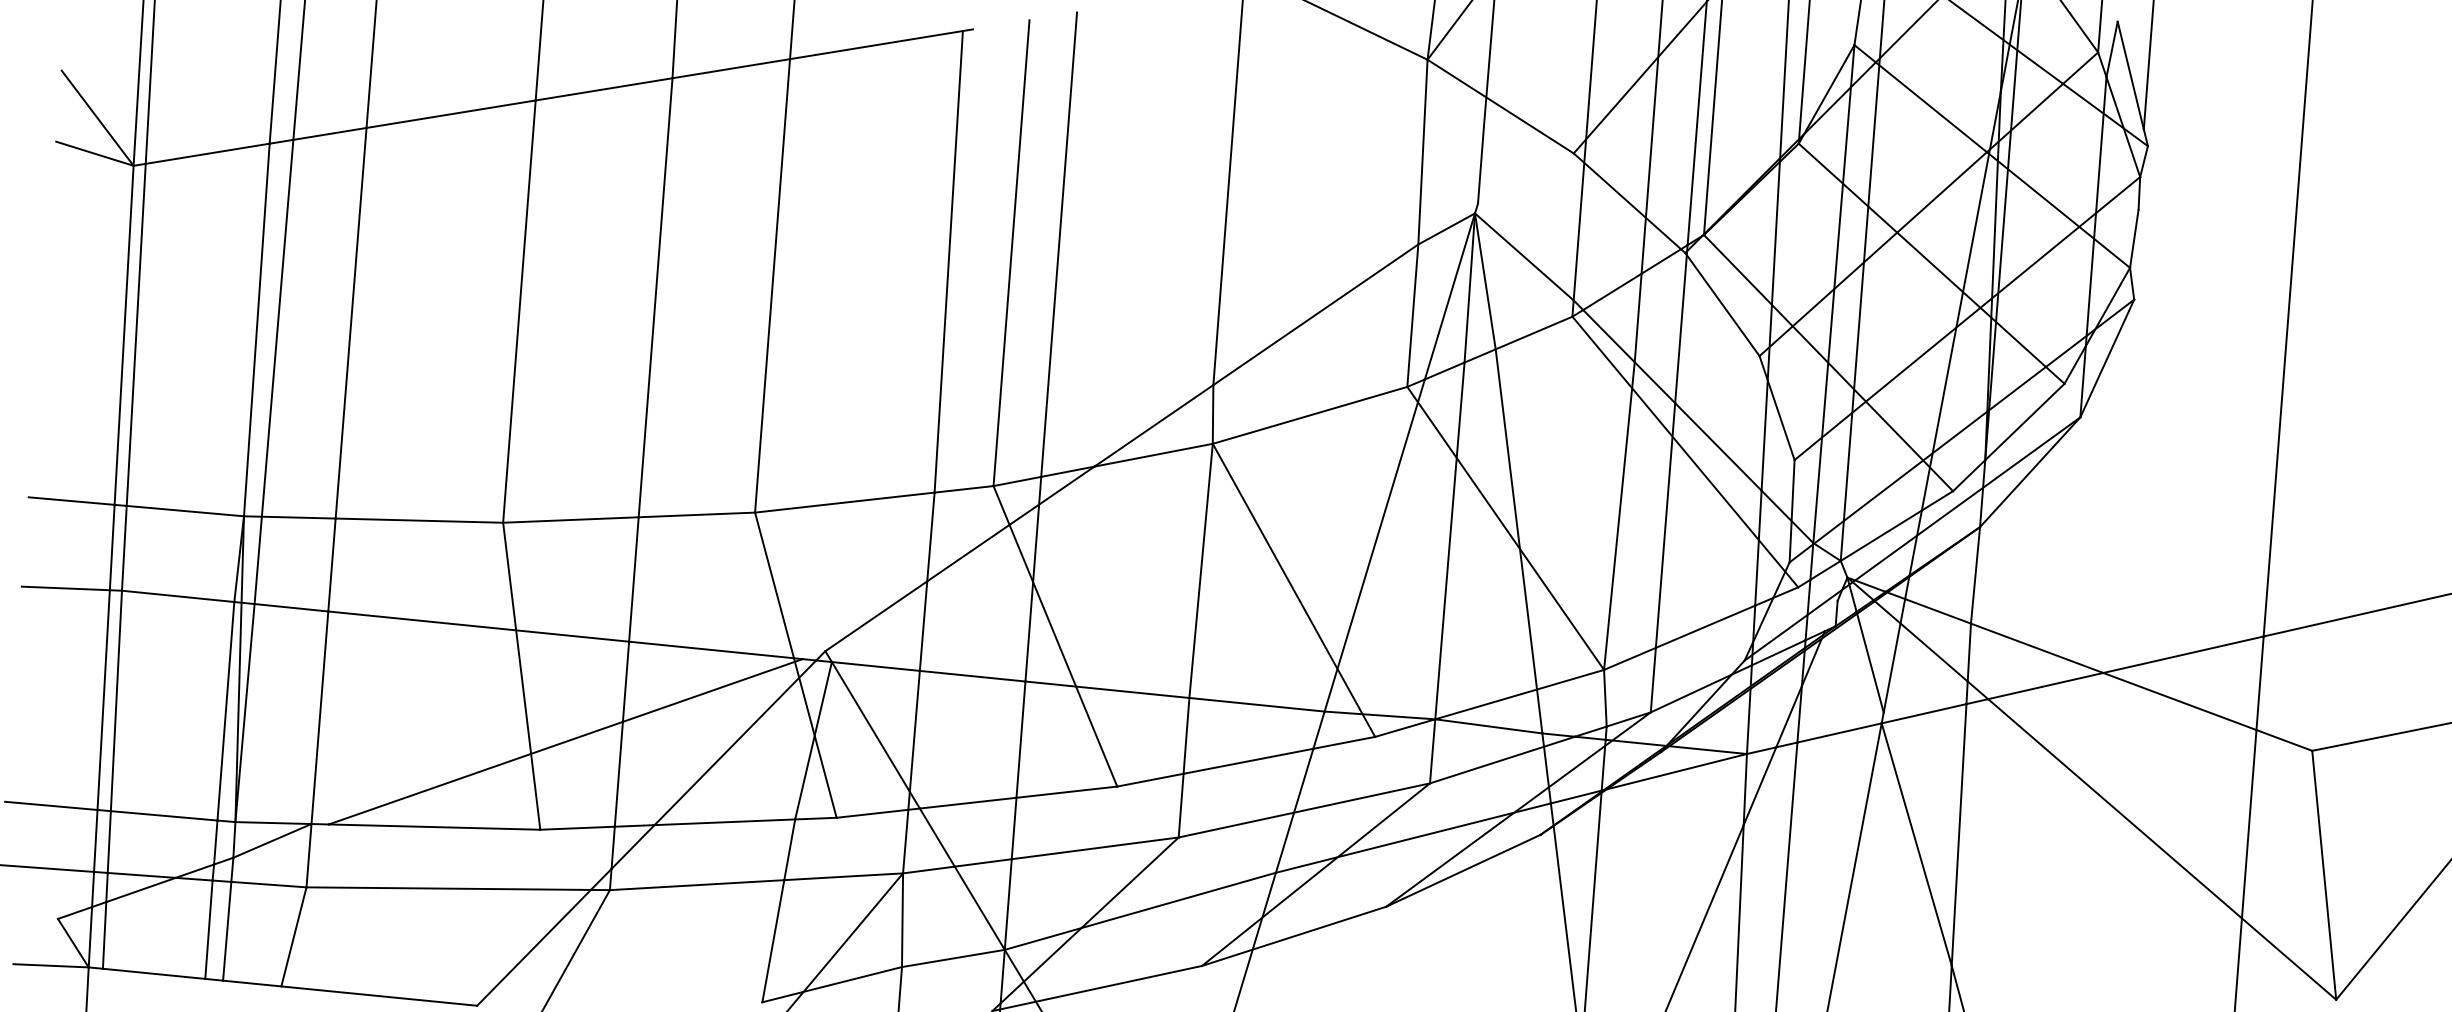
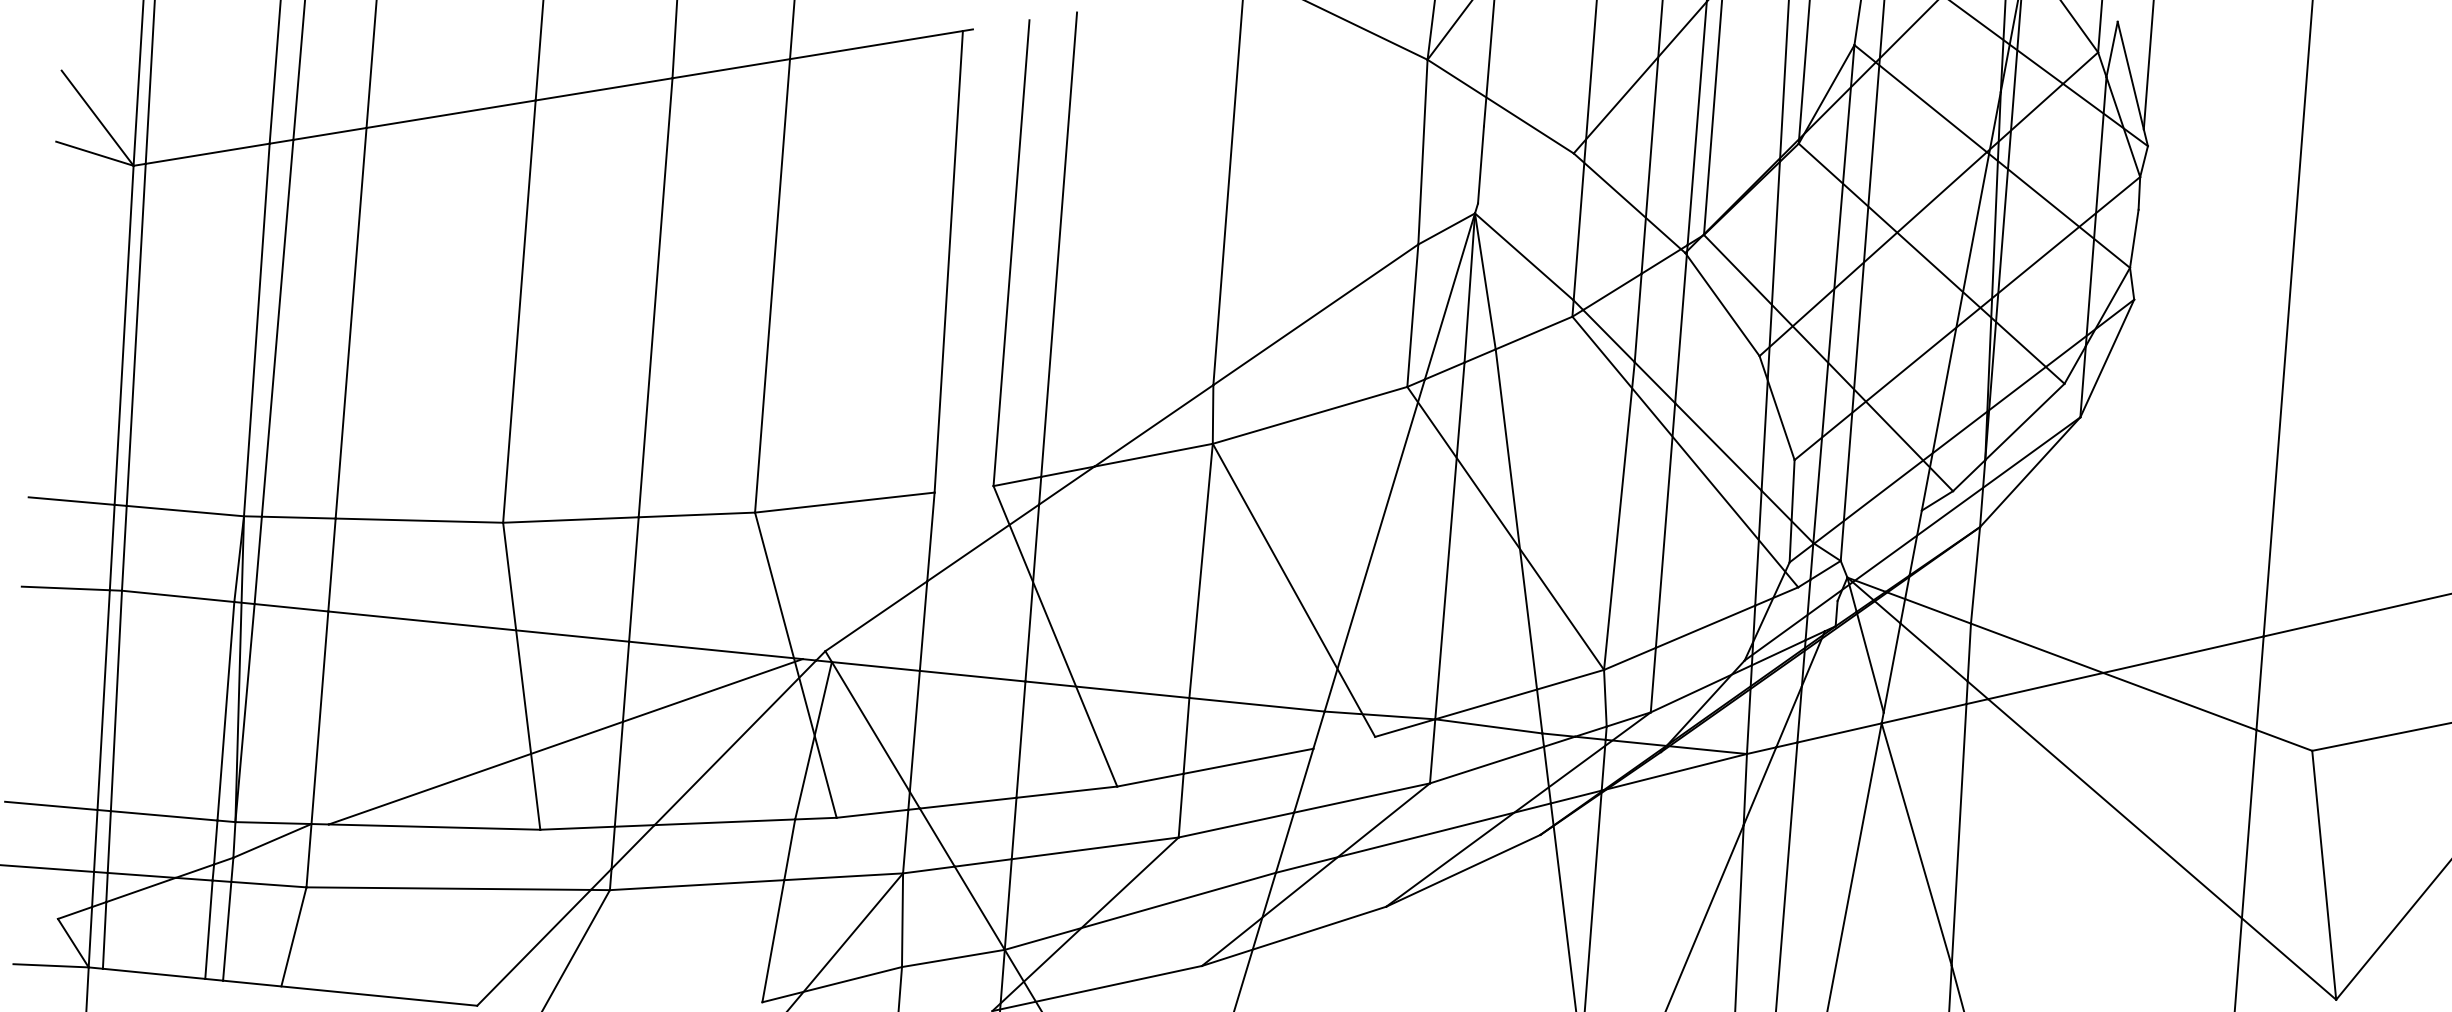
line: present -> none (963, 489)
line: present -> none (1880, 535)
line: present -> none (1344, 742)
